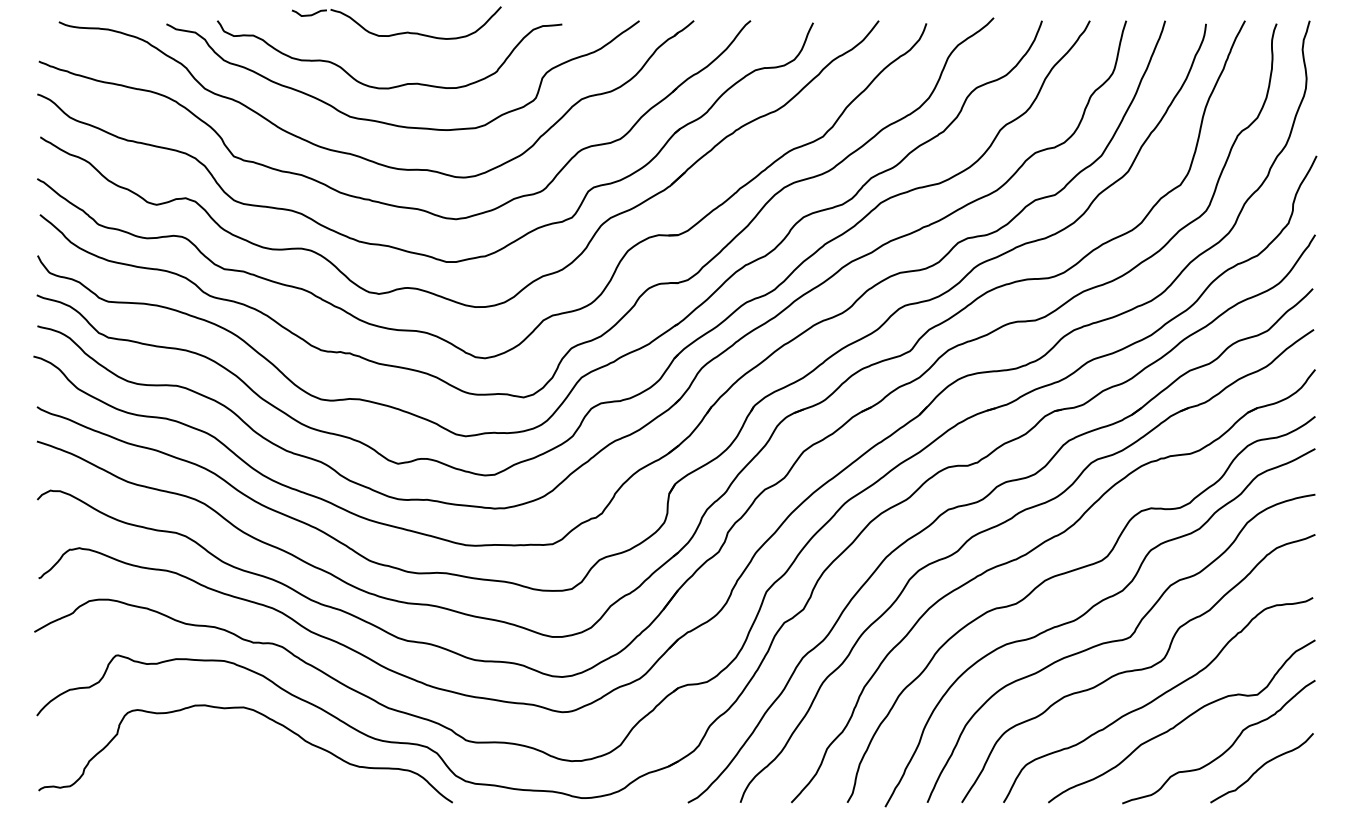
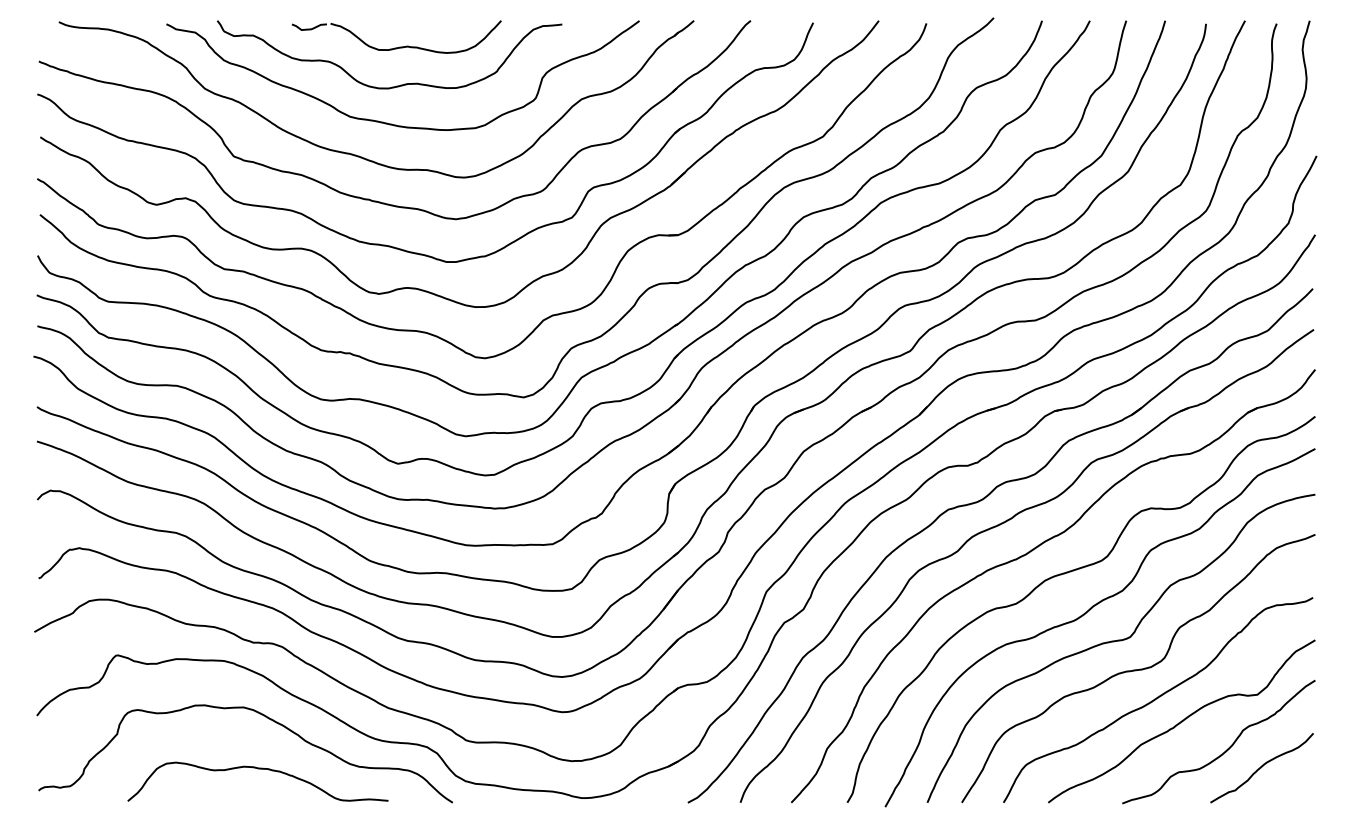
part position: (399, 32) -> (399, 46) (399, 46)
curve: none -> present (257, 769)
